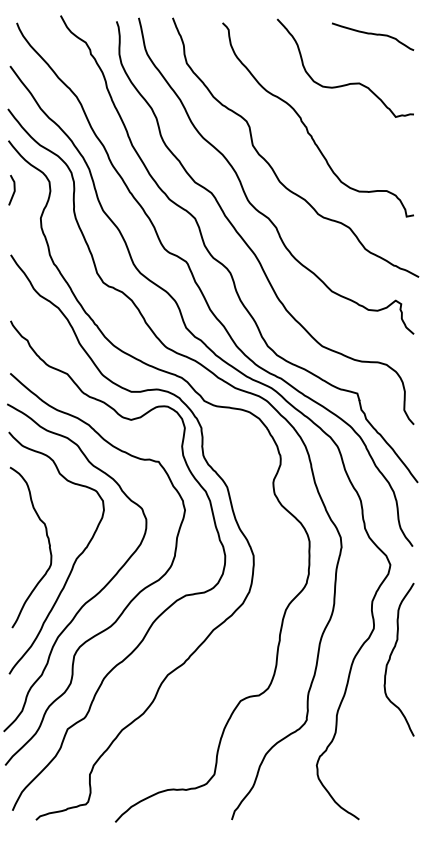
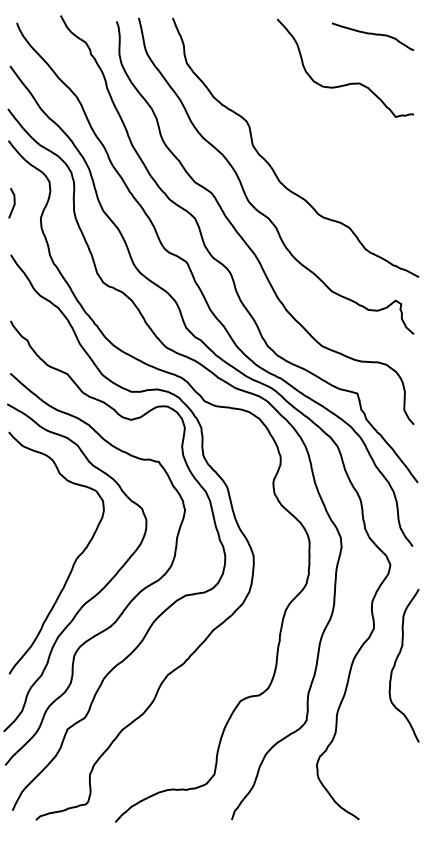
curve: present -> none (307, 127)
curve position: (13, 190) -> (13, 203) (13, 203)
curve: present -> none (48, 544)
curve position: (391, 656) -> (396, 662) (396, 662)
